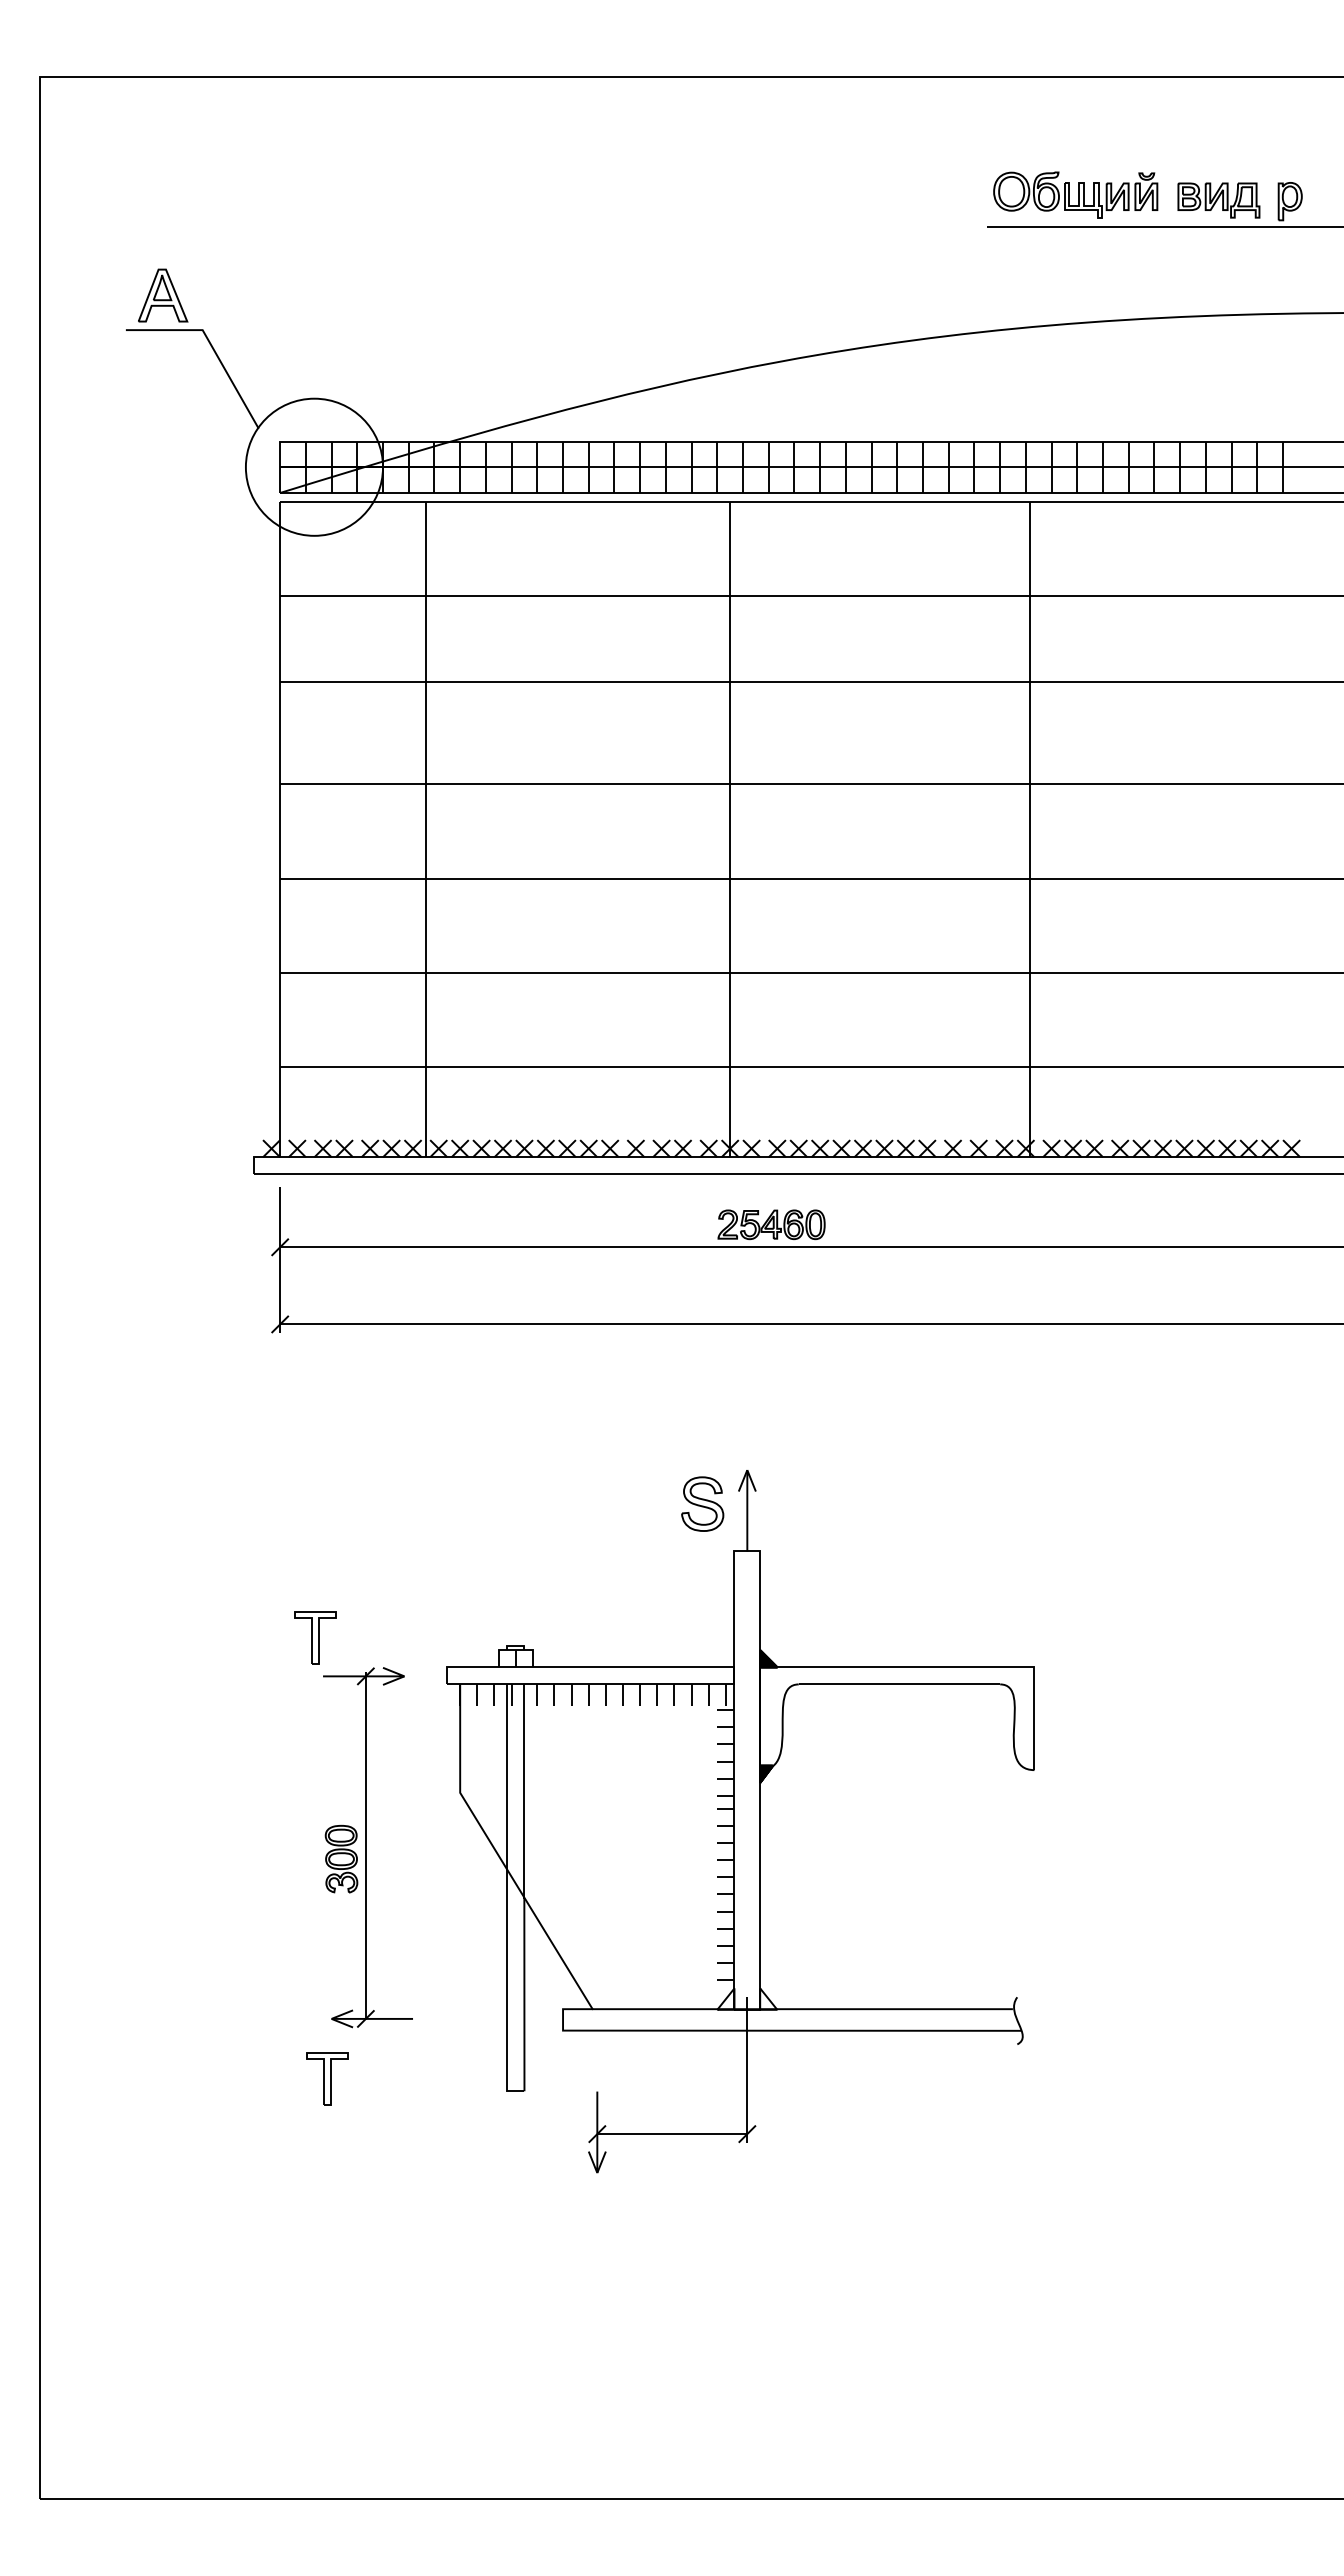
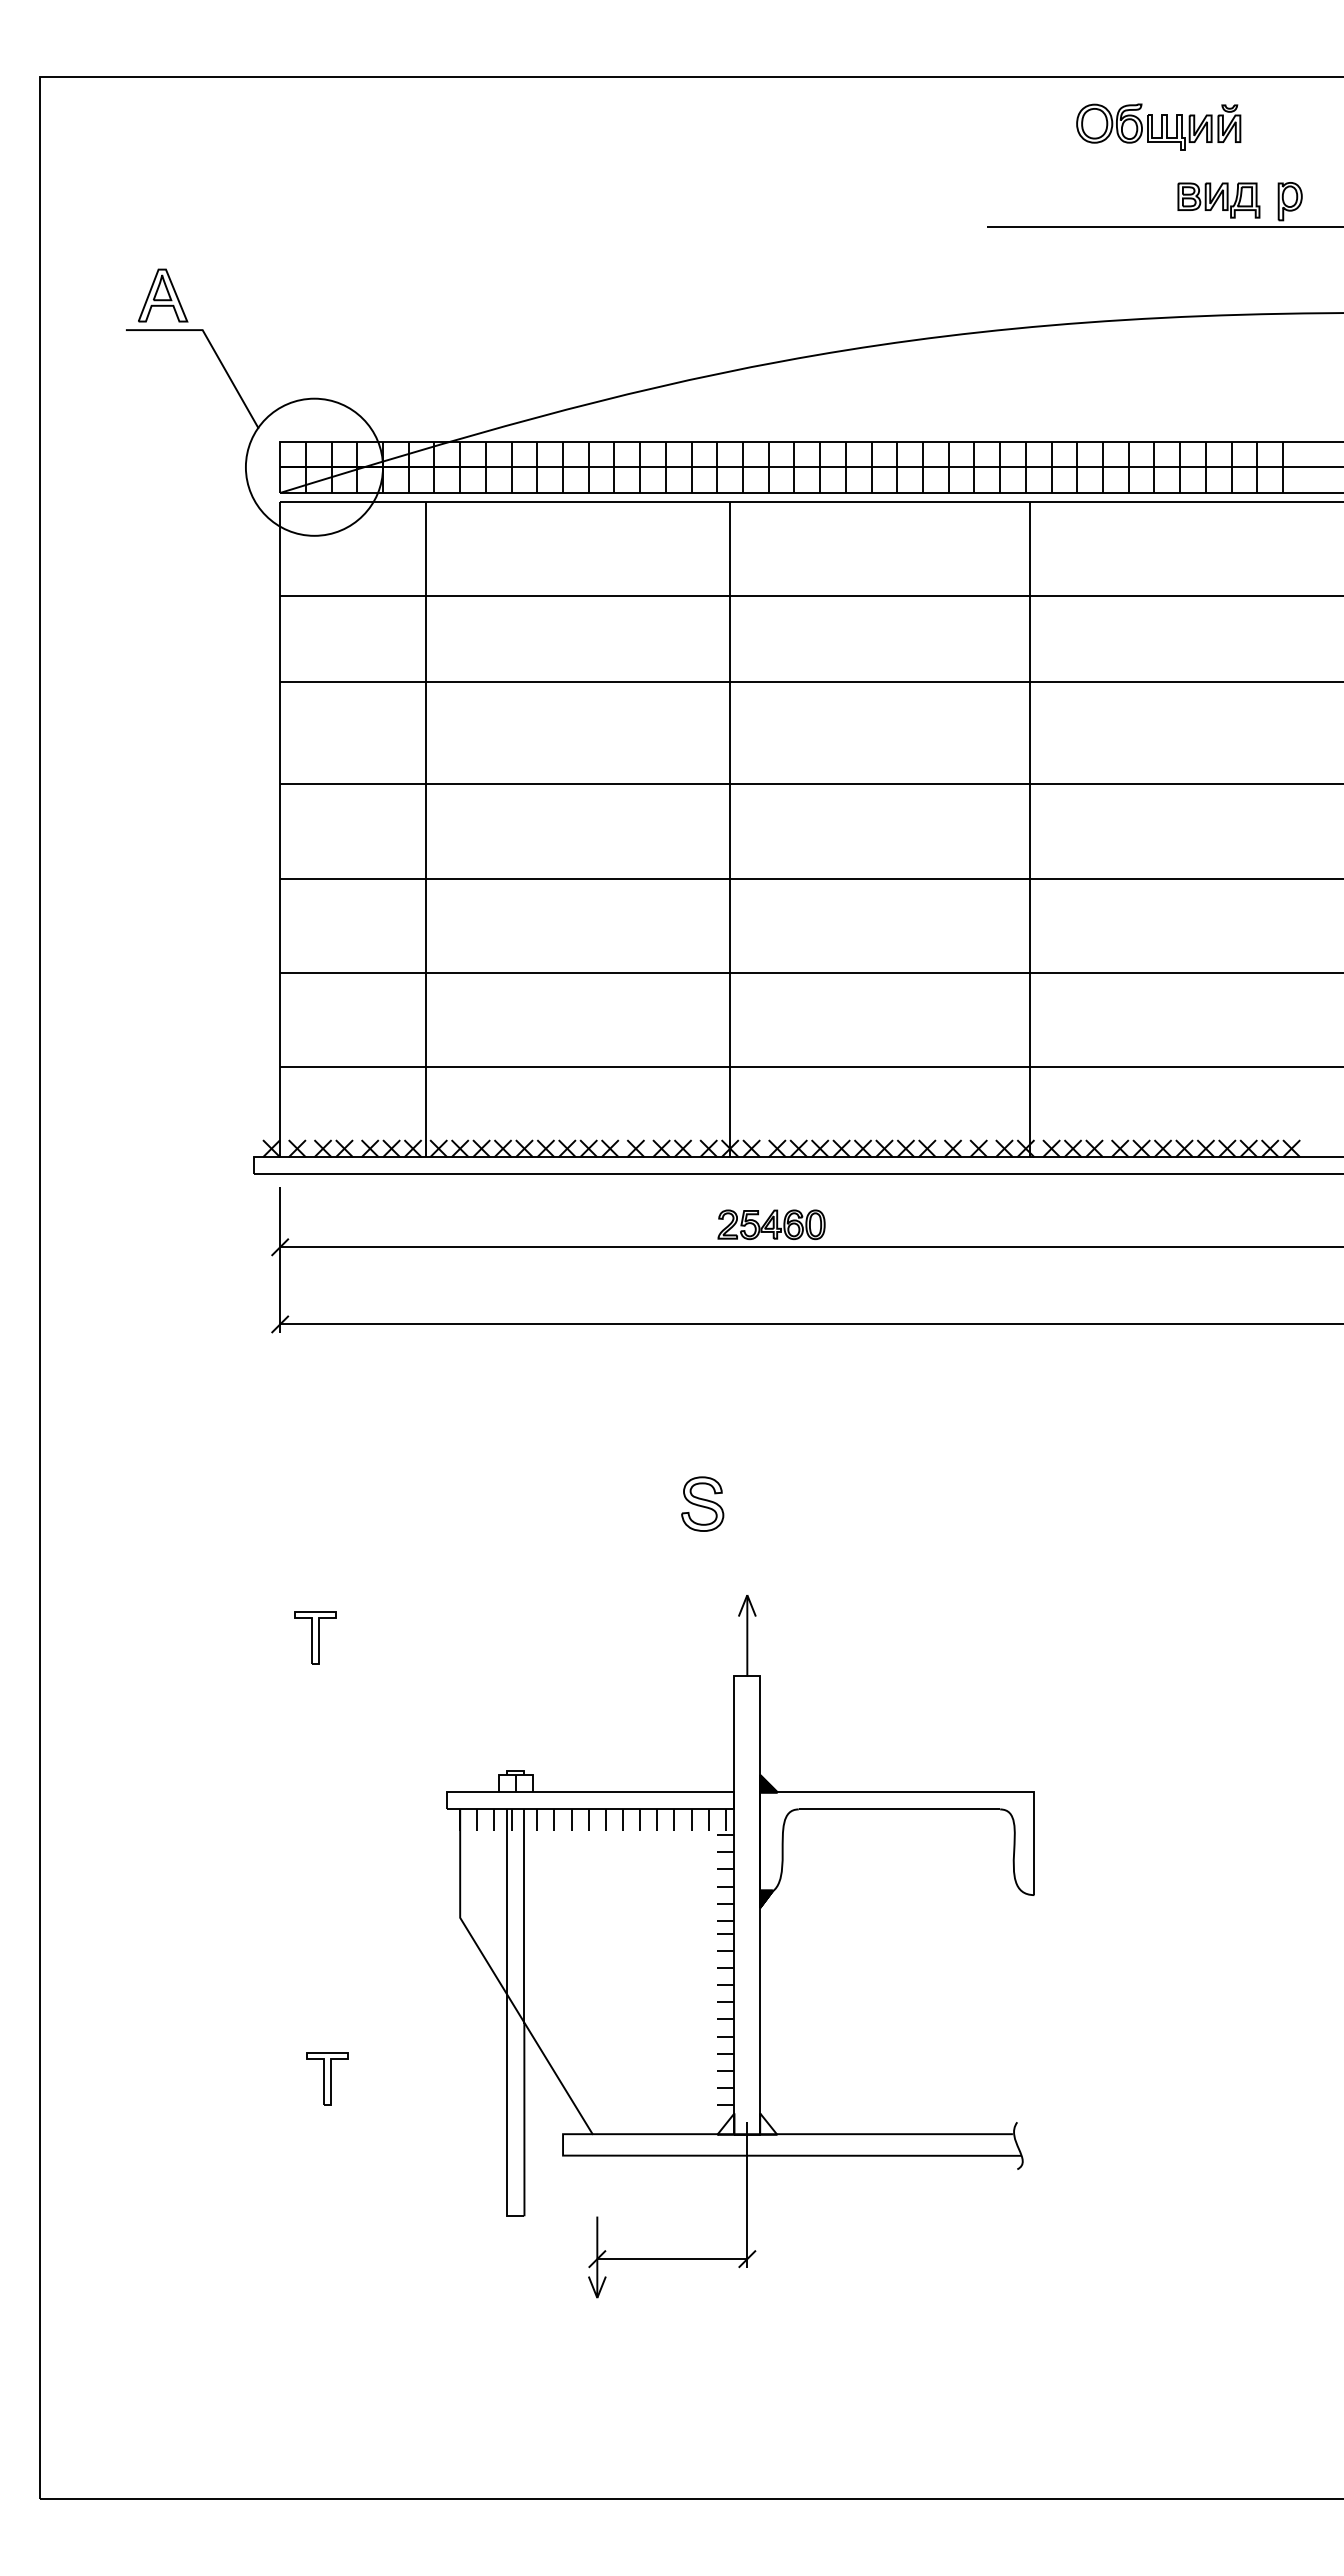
part position: (1075, 194) -> (1158, 126) (1158, 126)
part position: (740, 1821) -> (740, 1946) (740, 1946)
part: present -> none (367, 1847)
